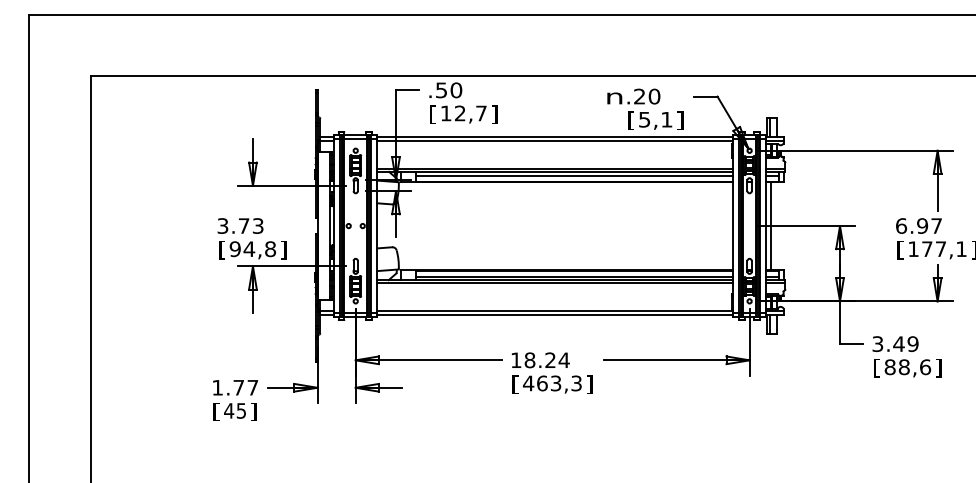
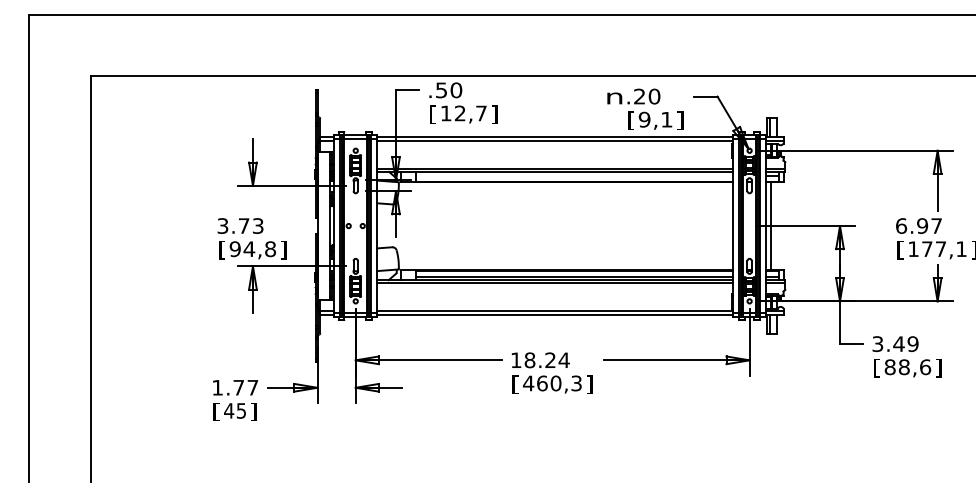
text: 5,1 -> 9,1 (644, 119)
line: present -> none (574, 175)
text: 463,3 -> 460,3 (555, 383)
